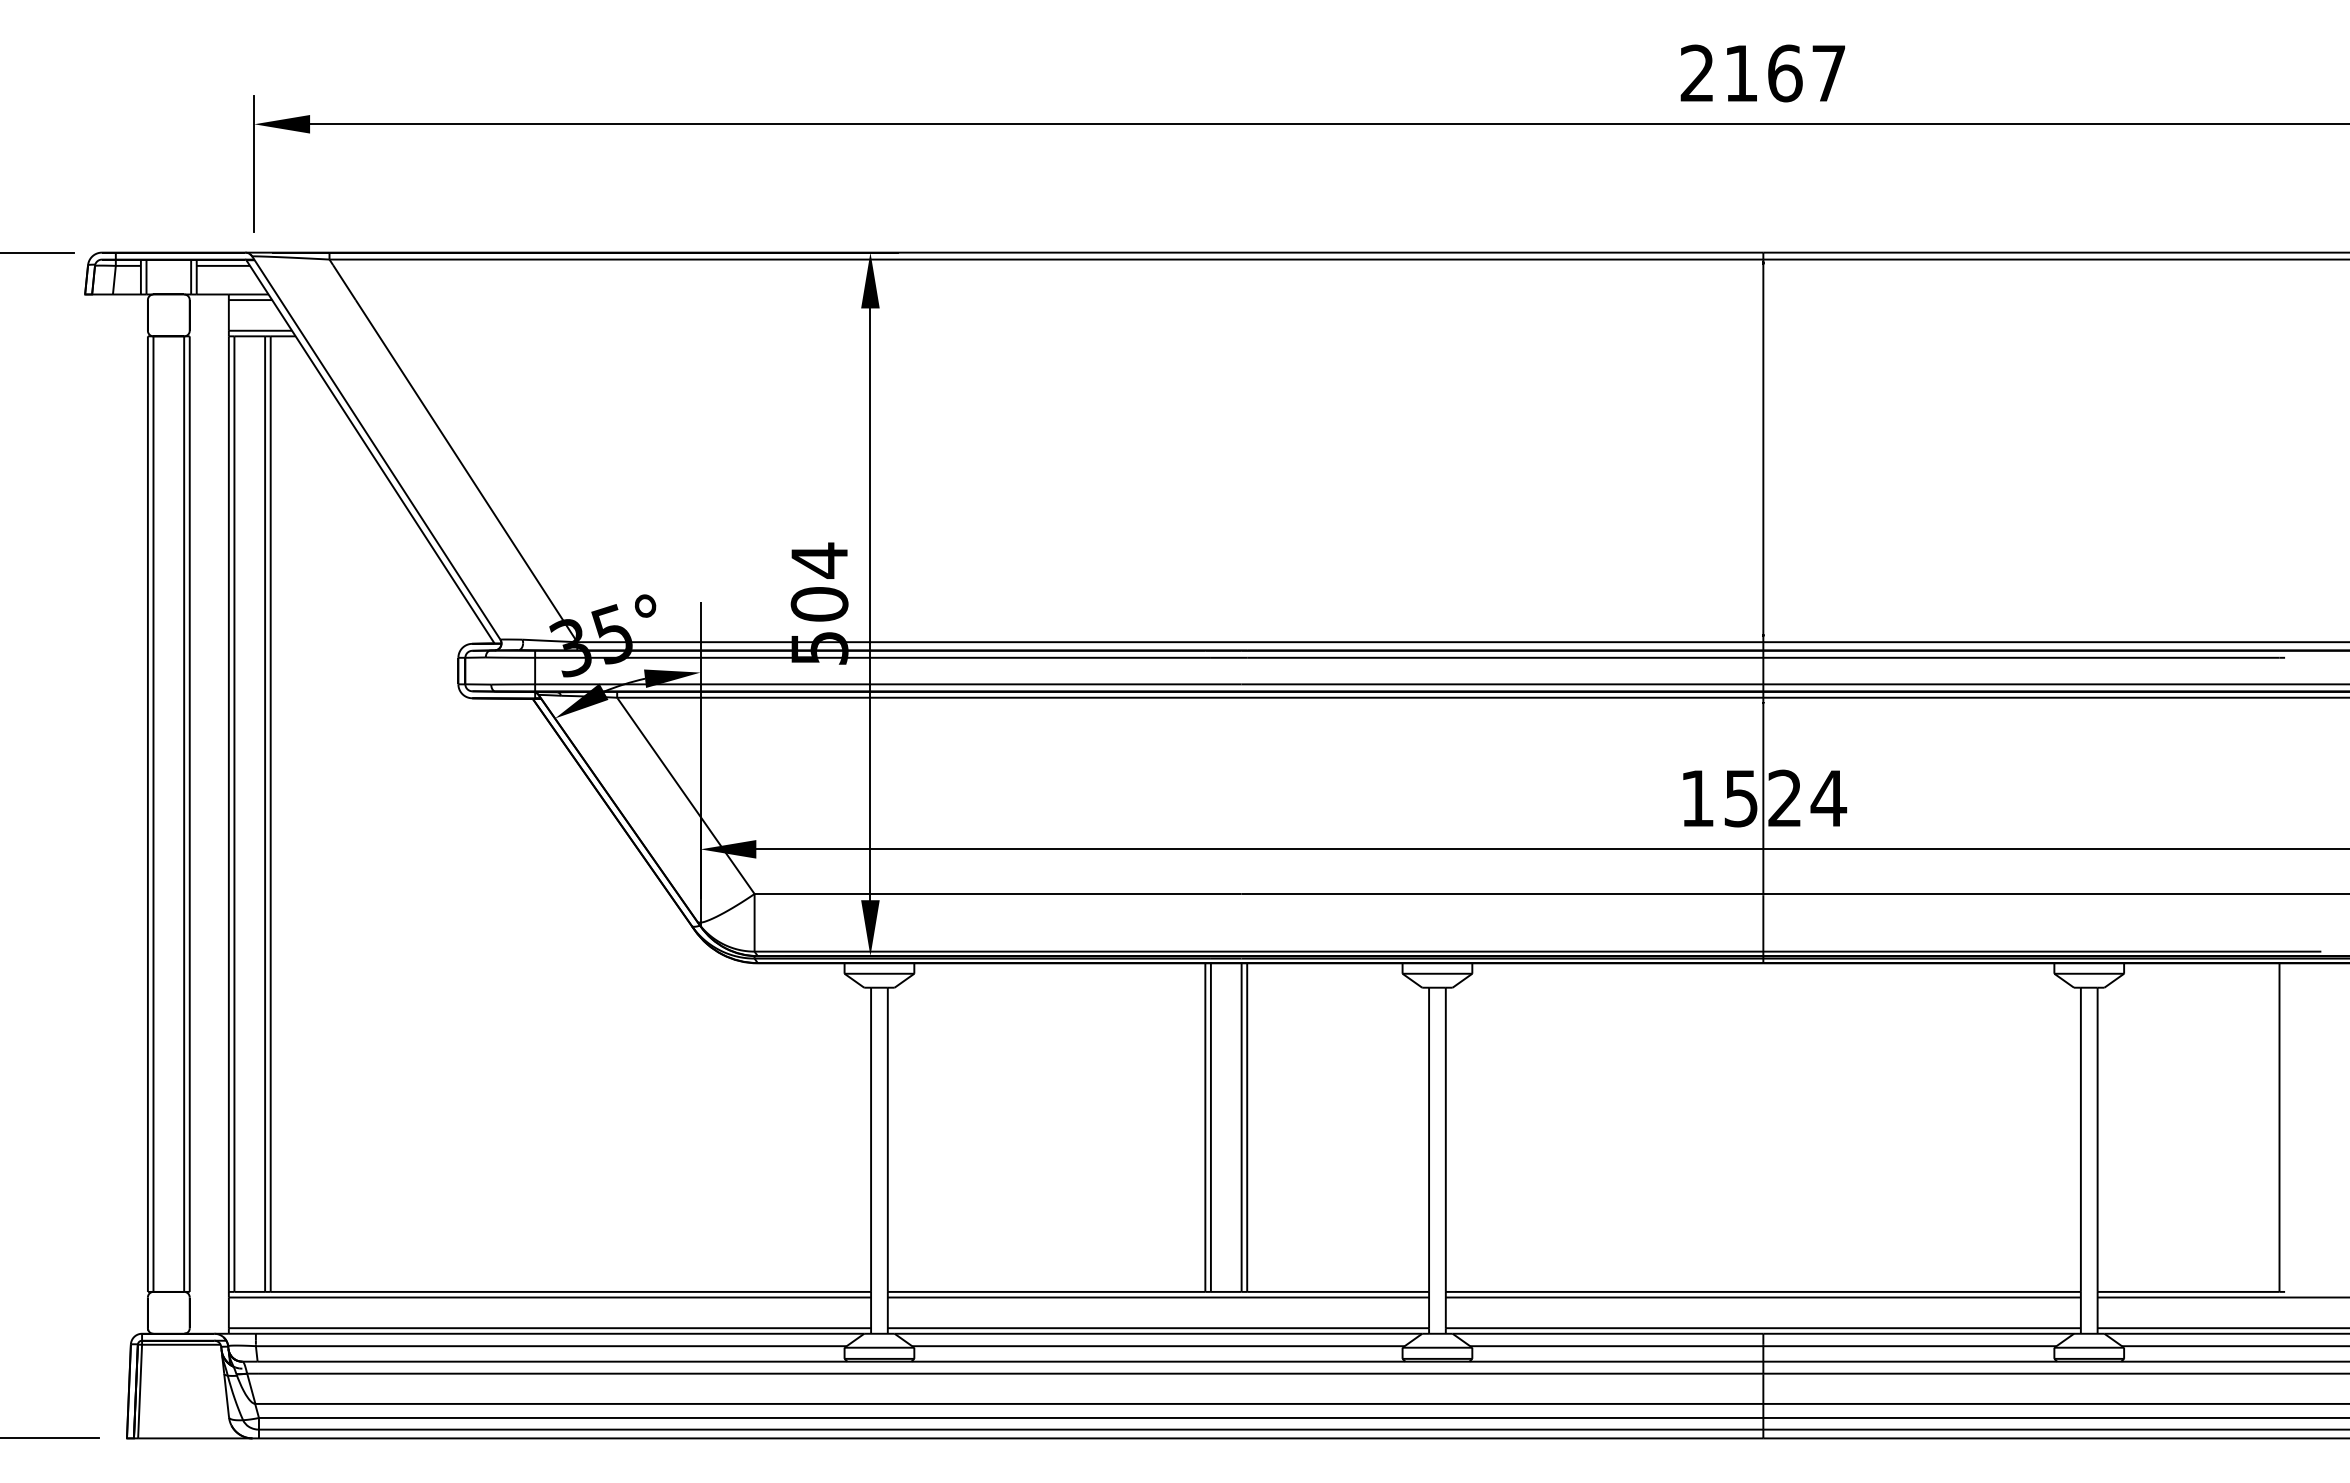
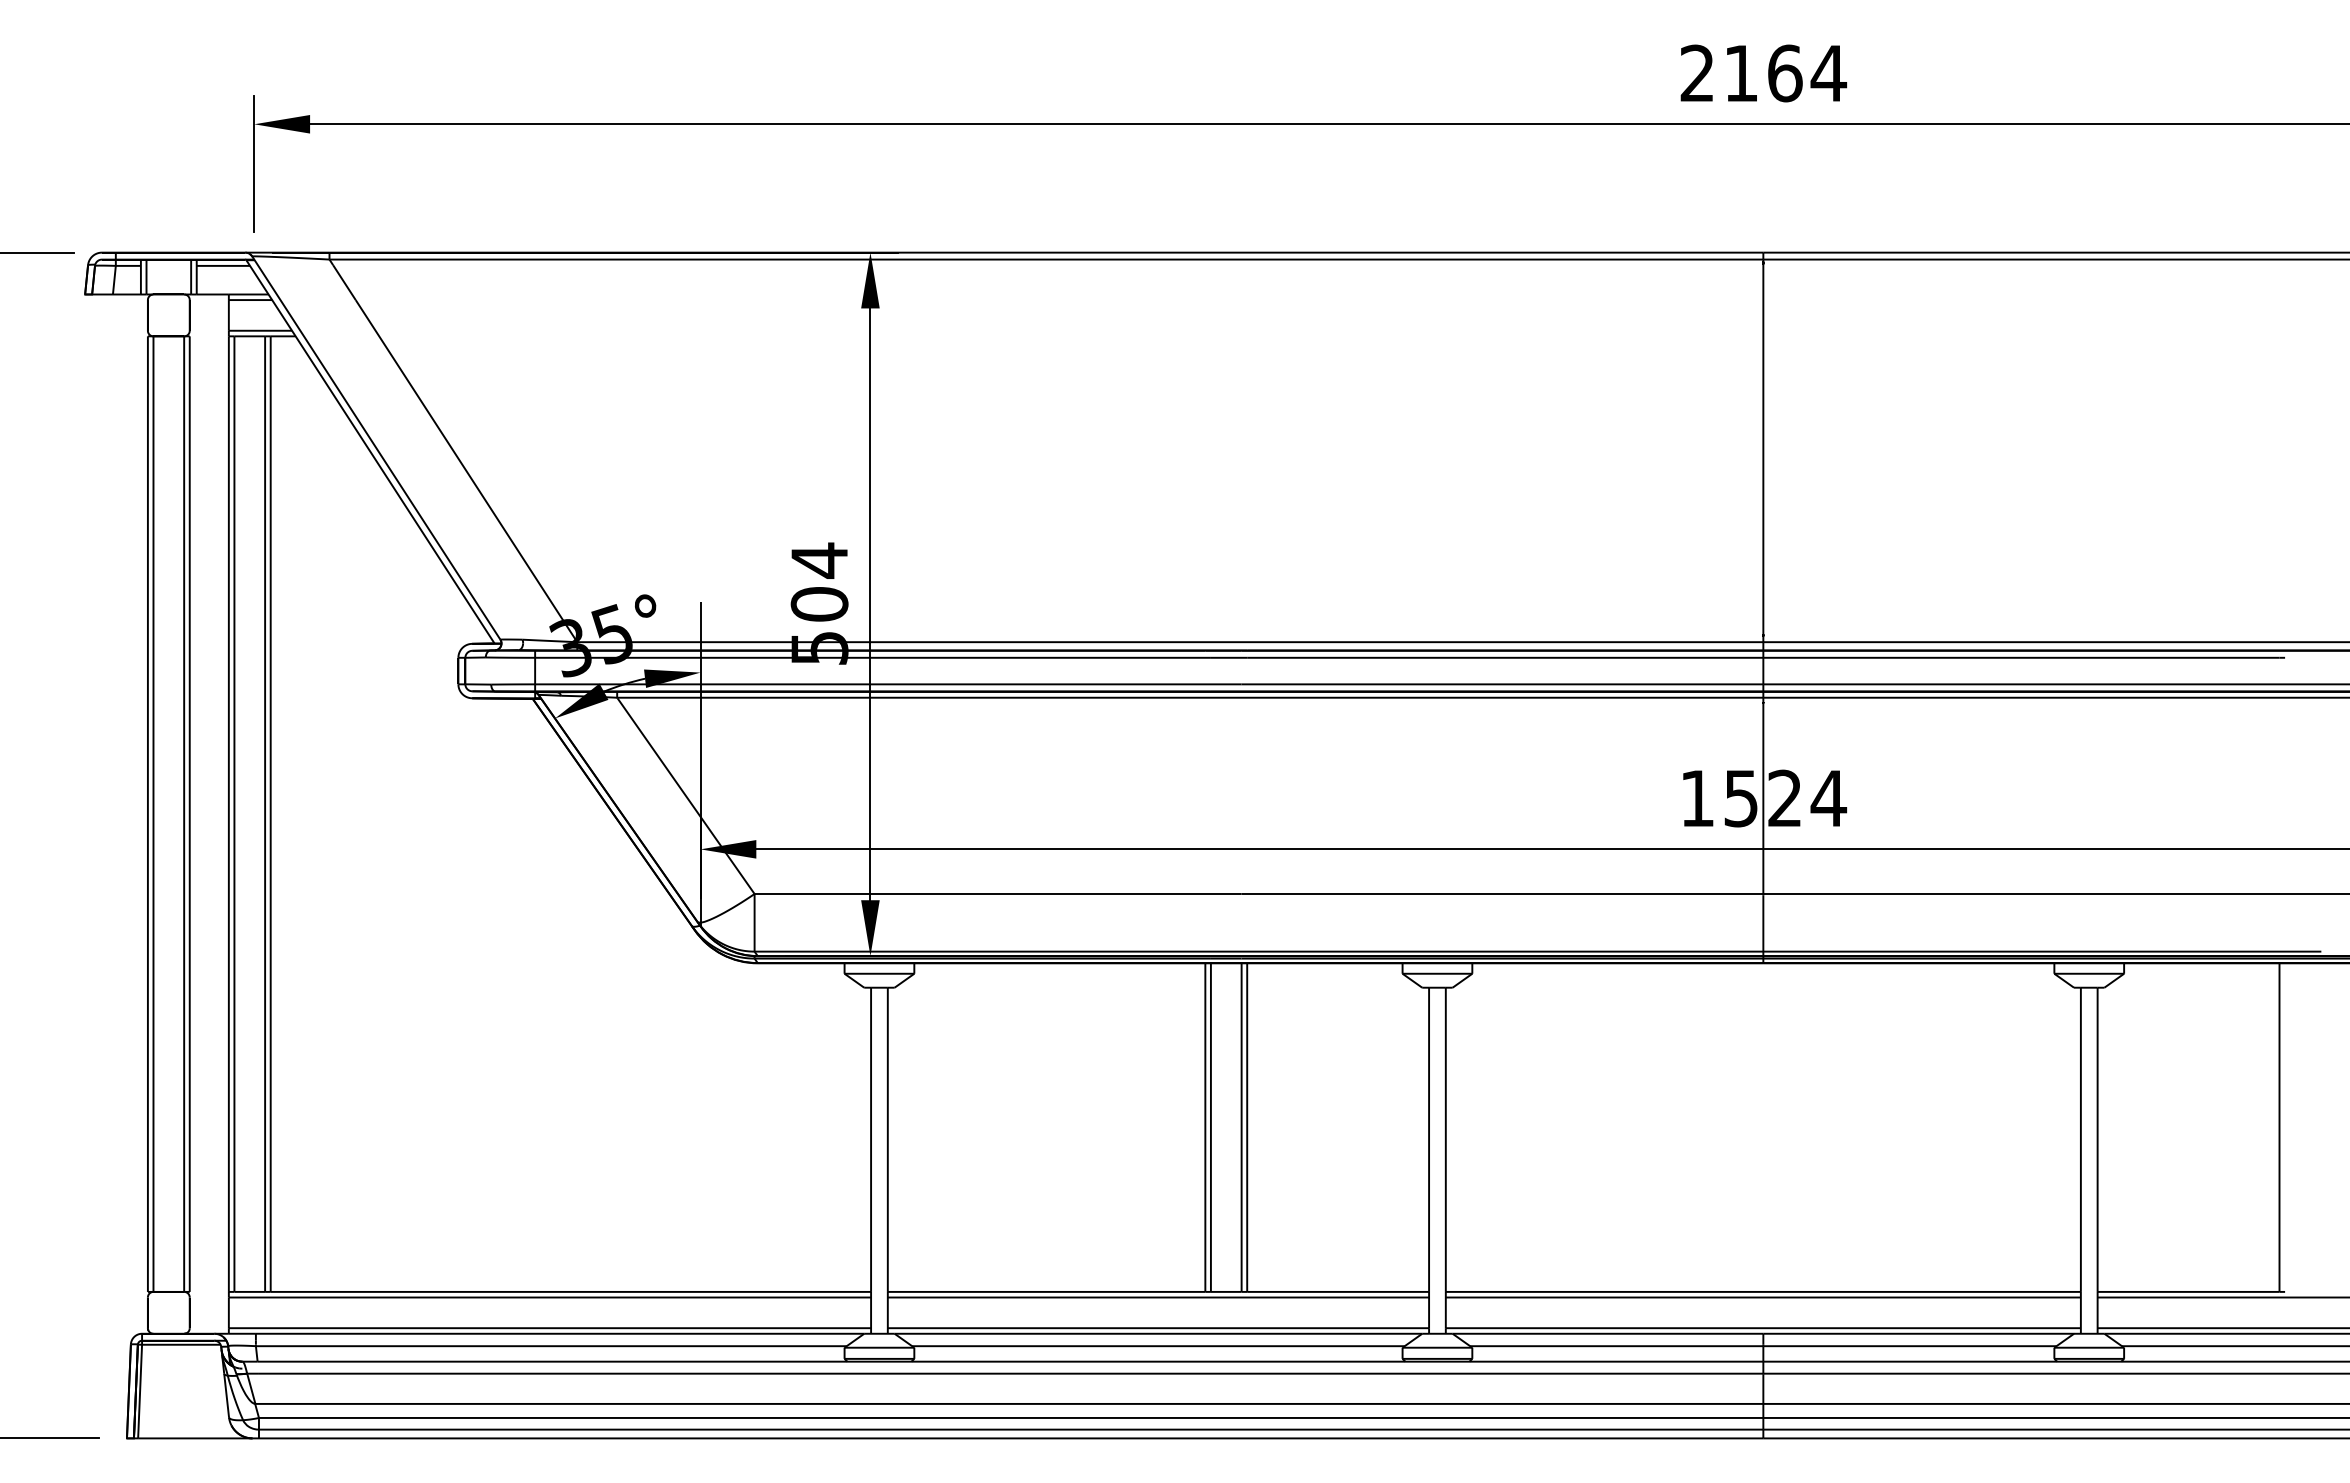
text: 2167 -> 2164 (1828, 73)
